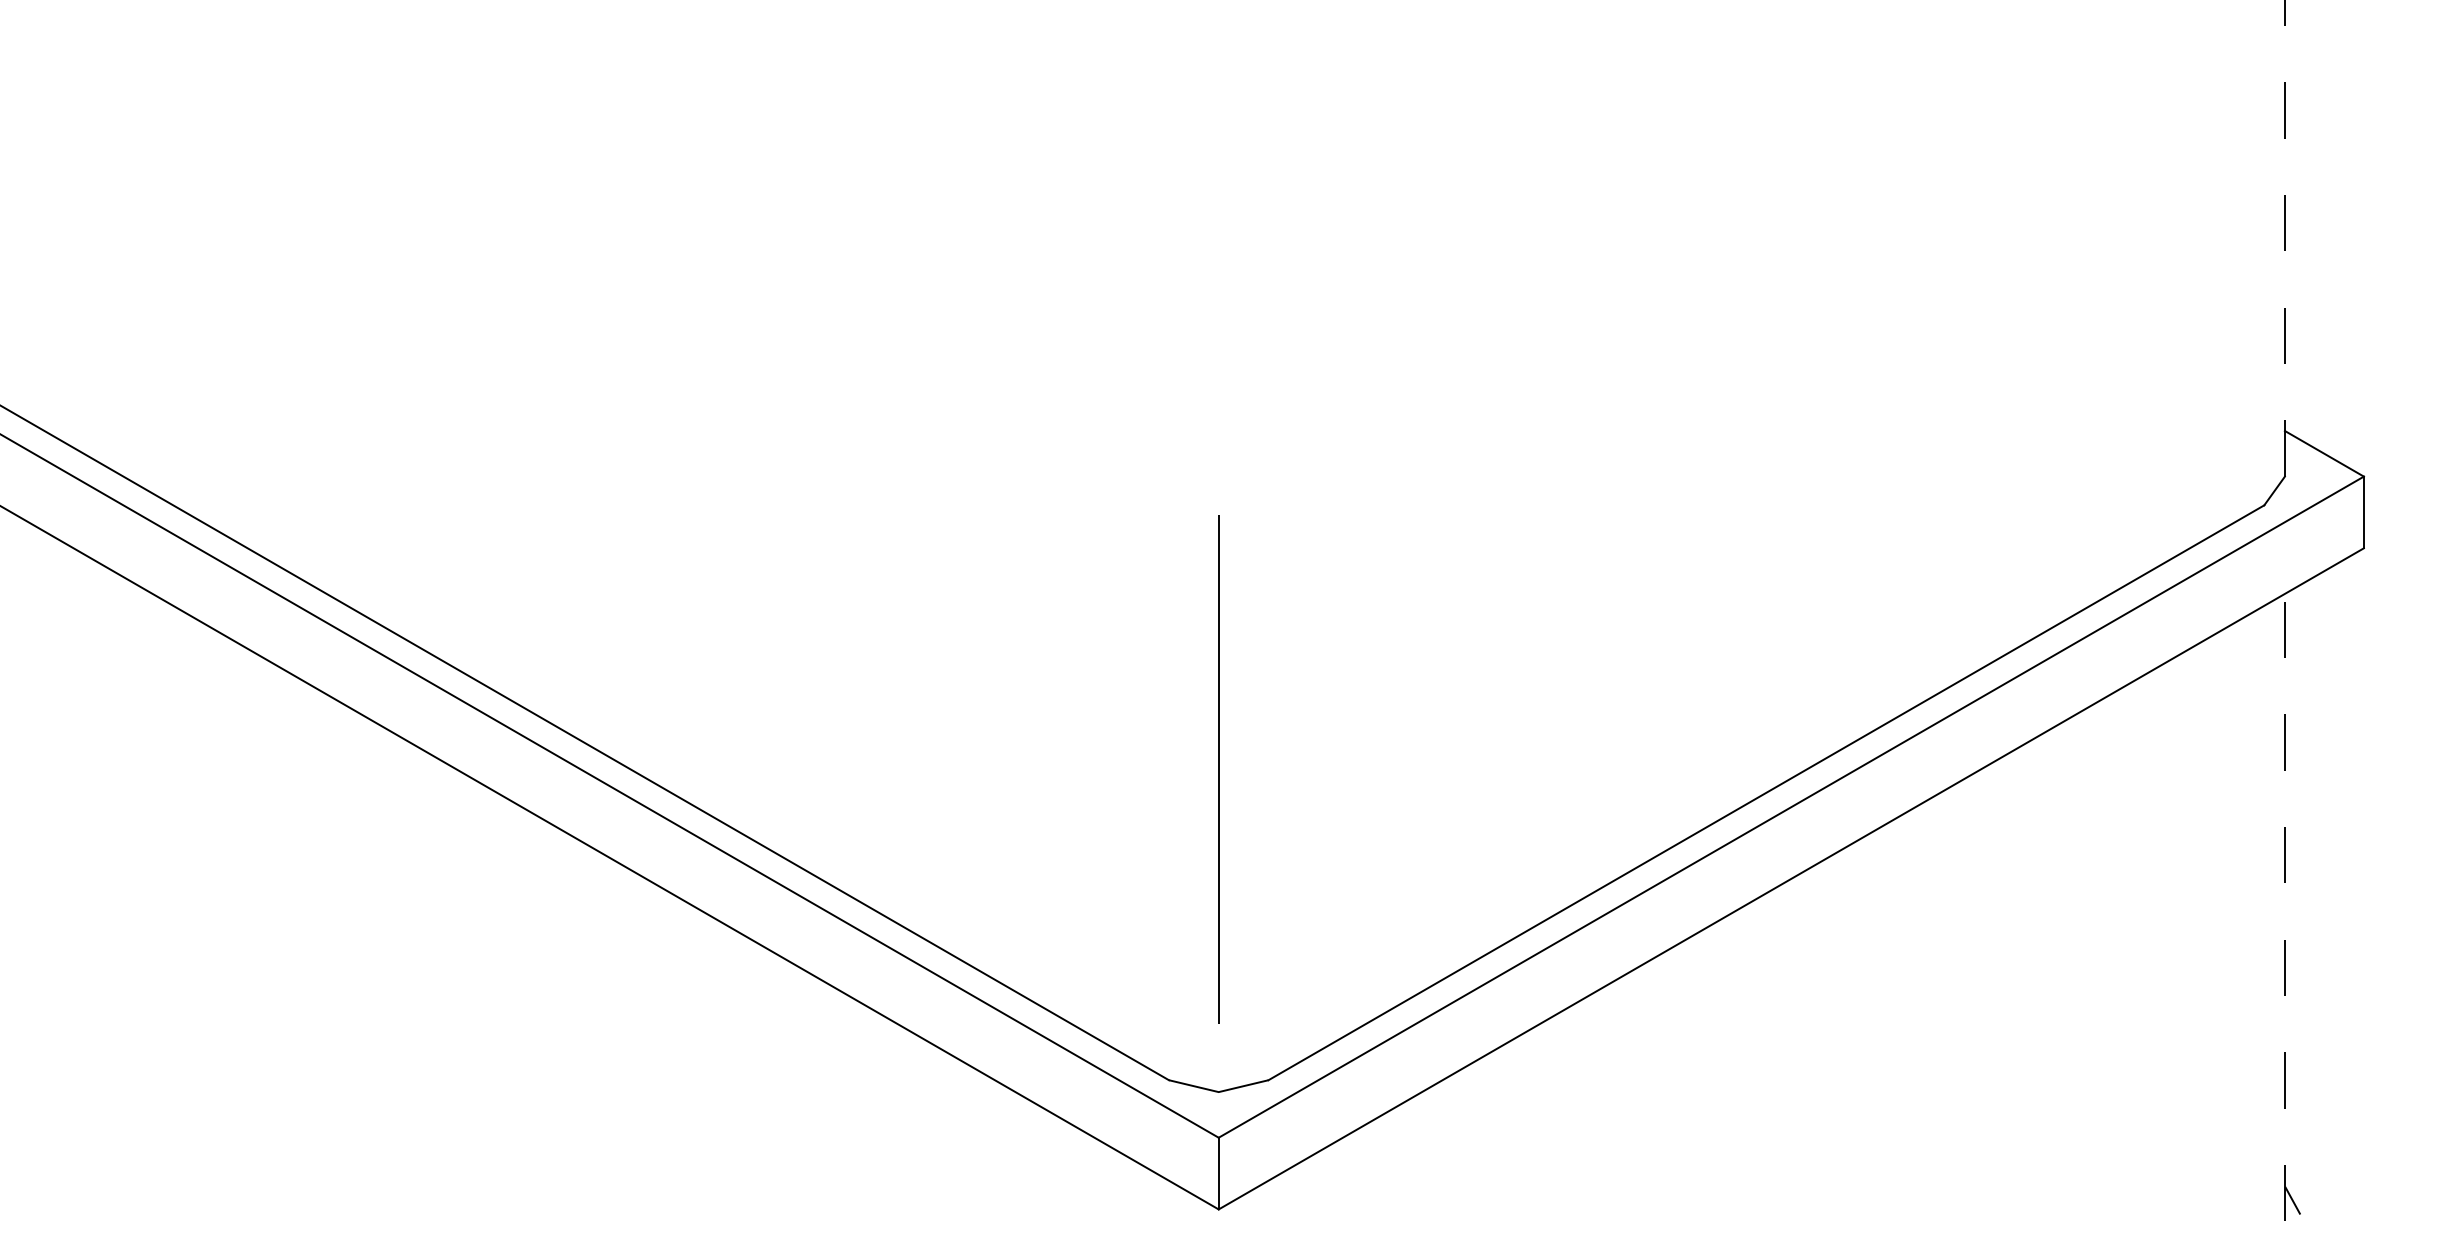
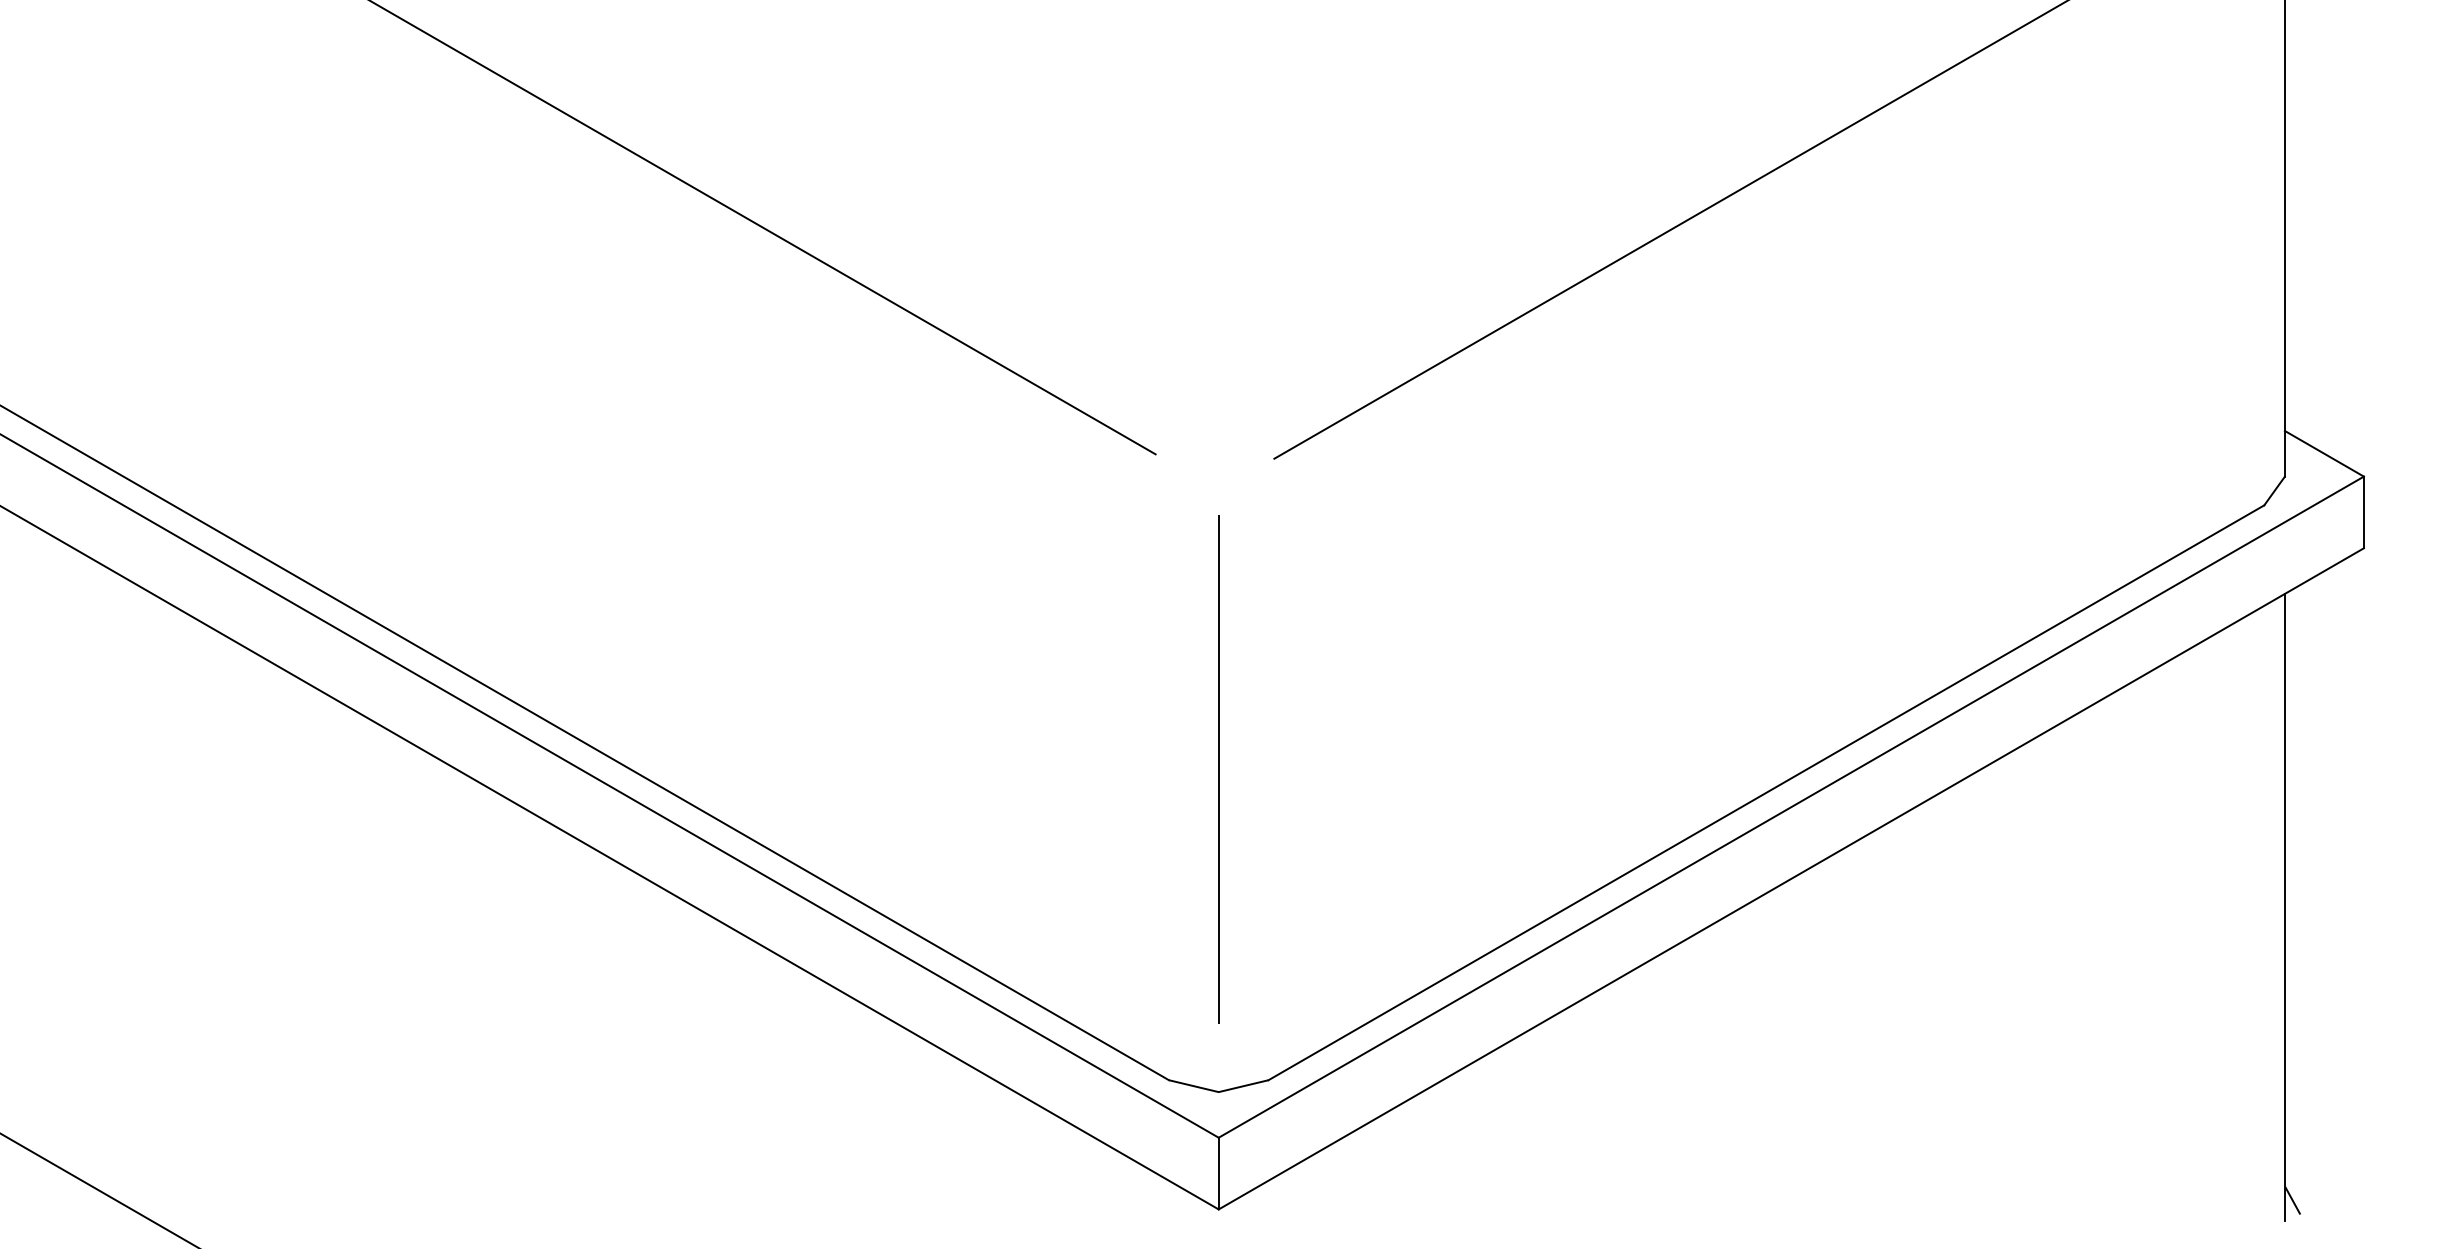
line: none -> present (763, 228)
line: none -> present (1669, 230)
line: dashed -> solid (2284, 237)
line: dashed -> solid (2284, 907)
line: none -> present (98, 1189)
